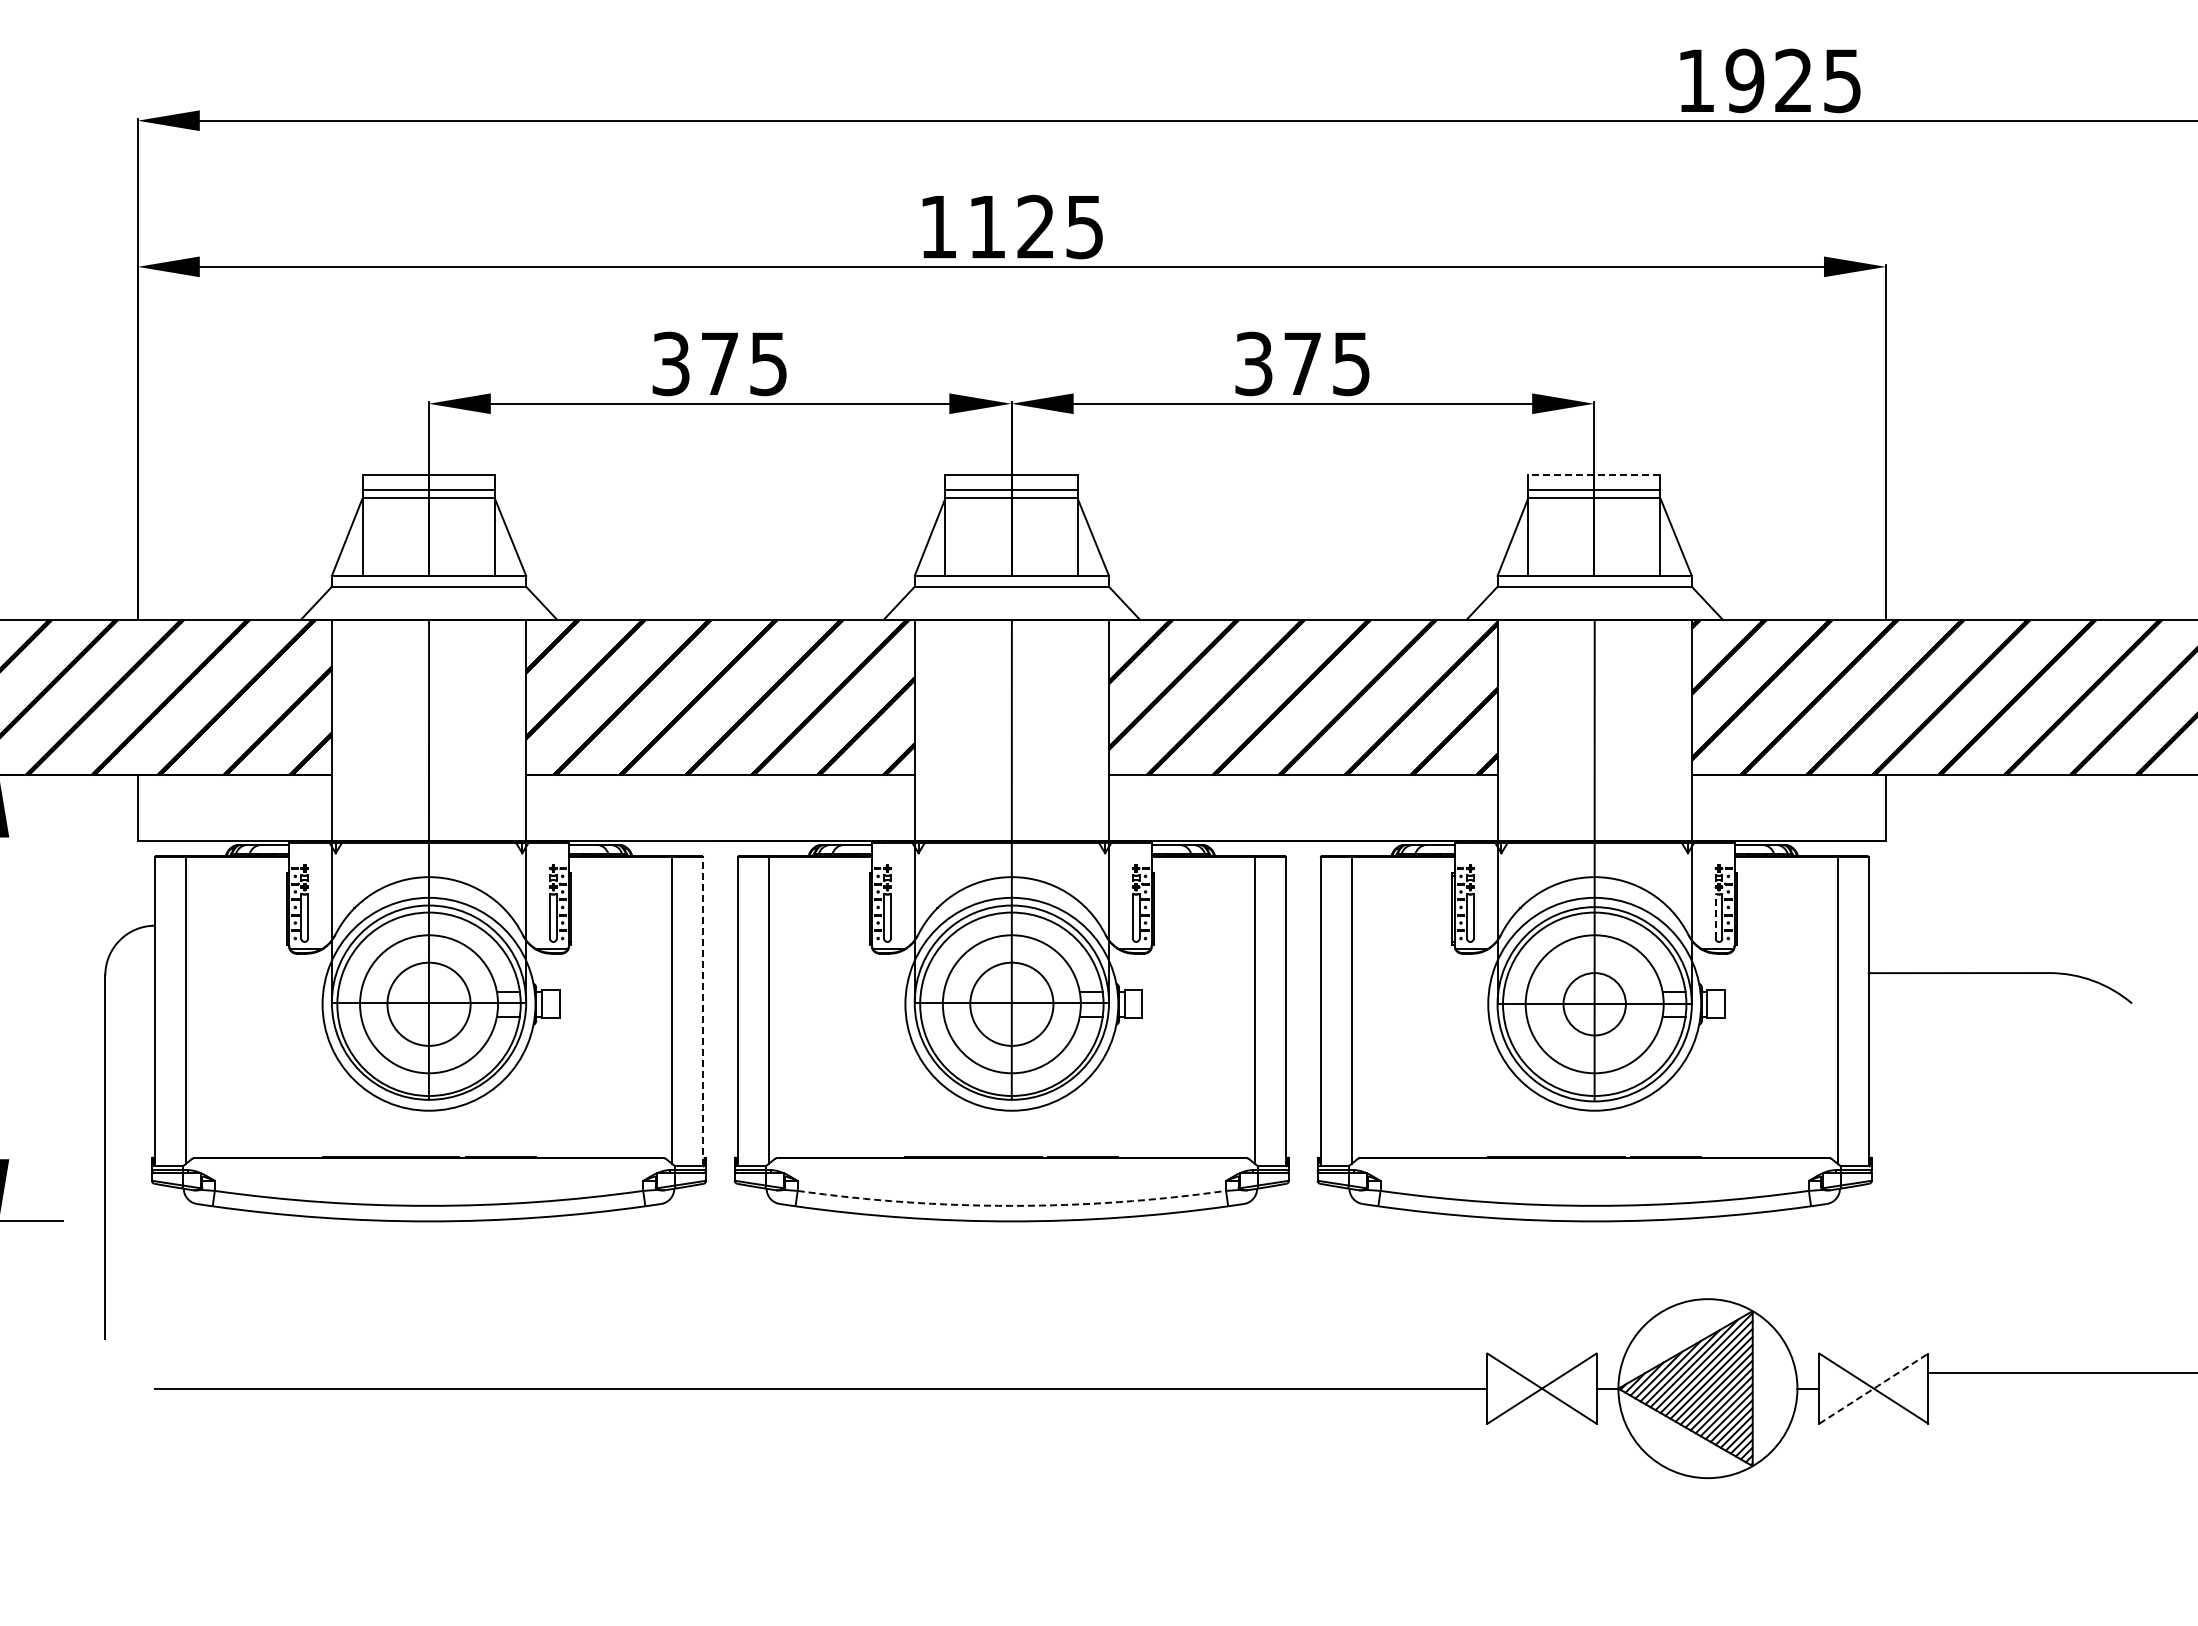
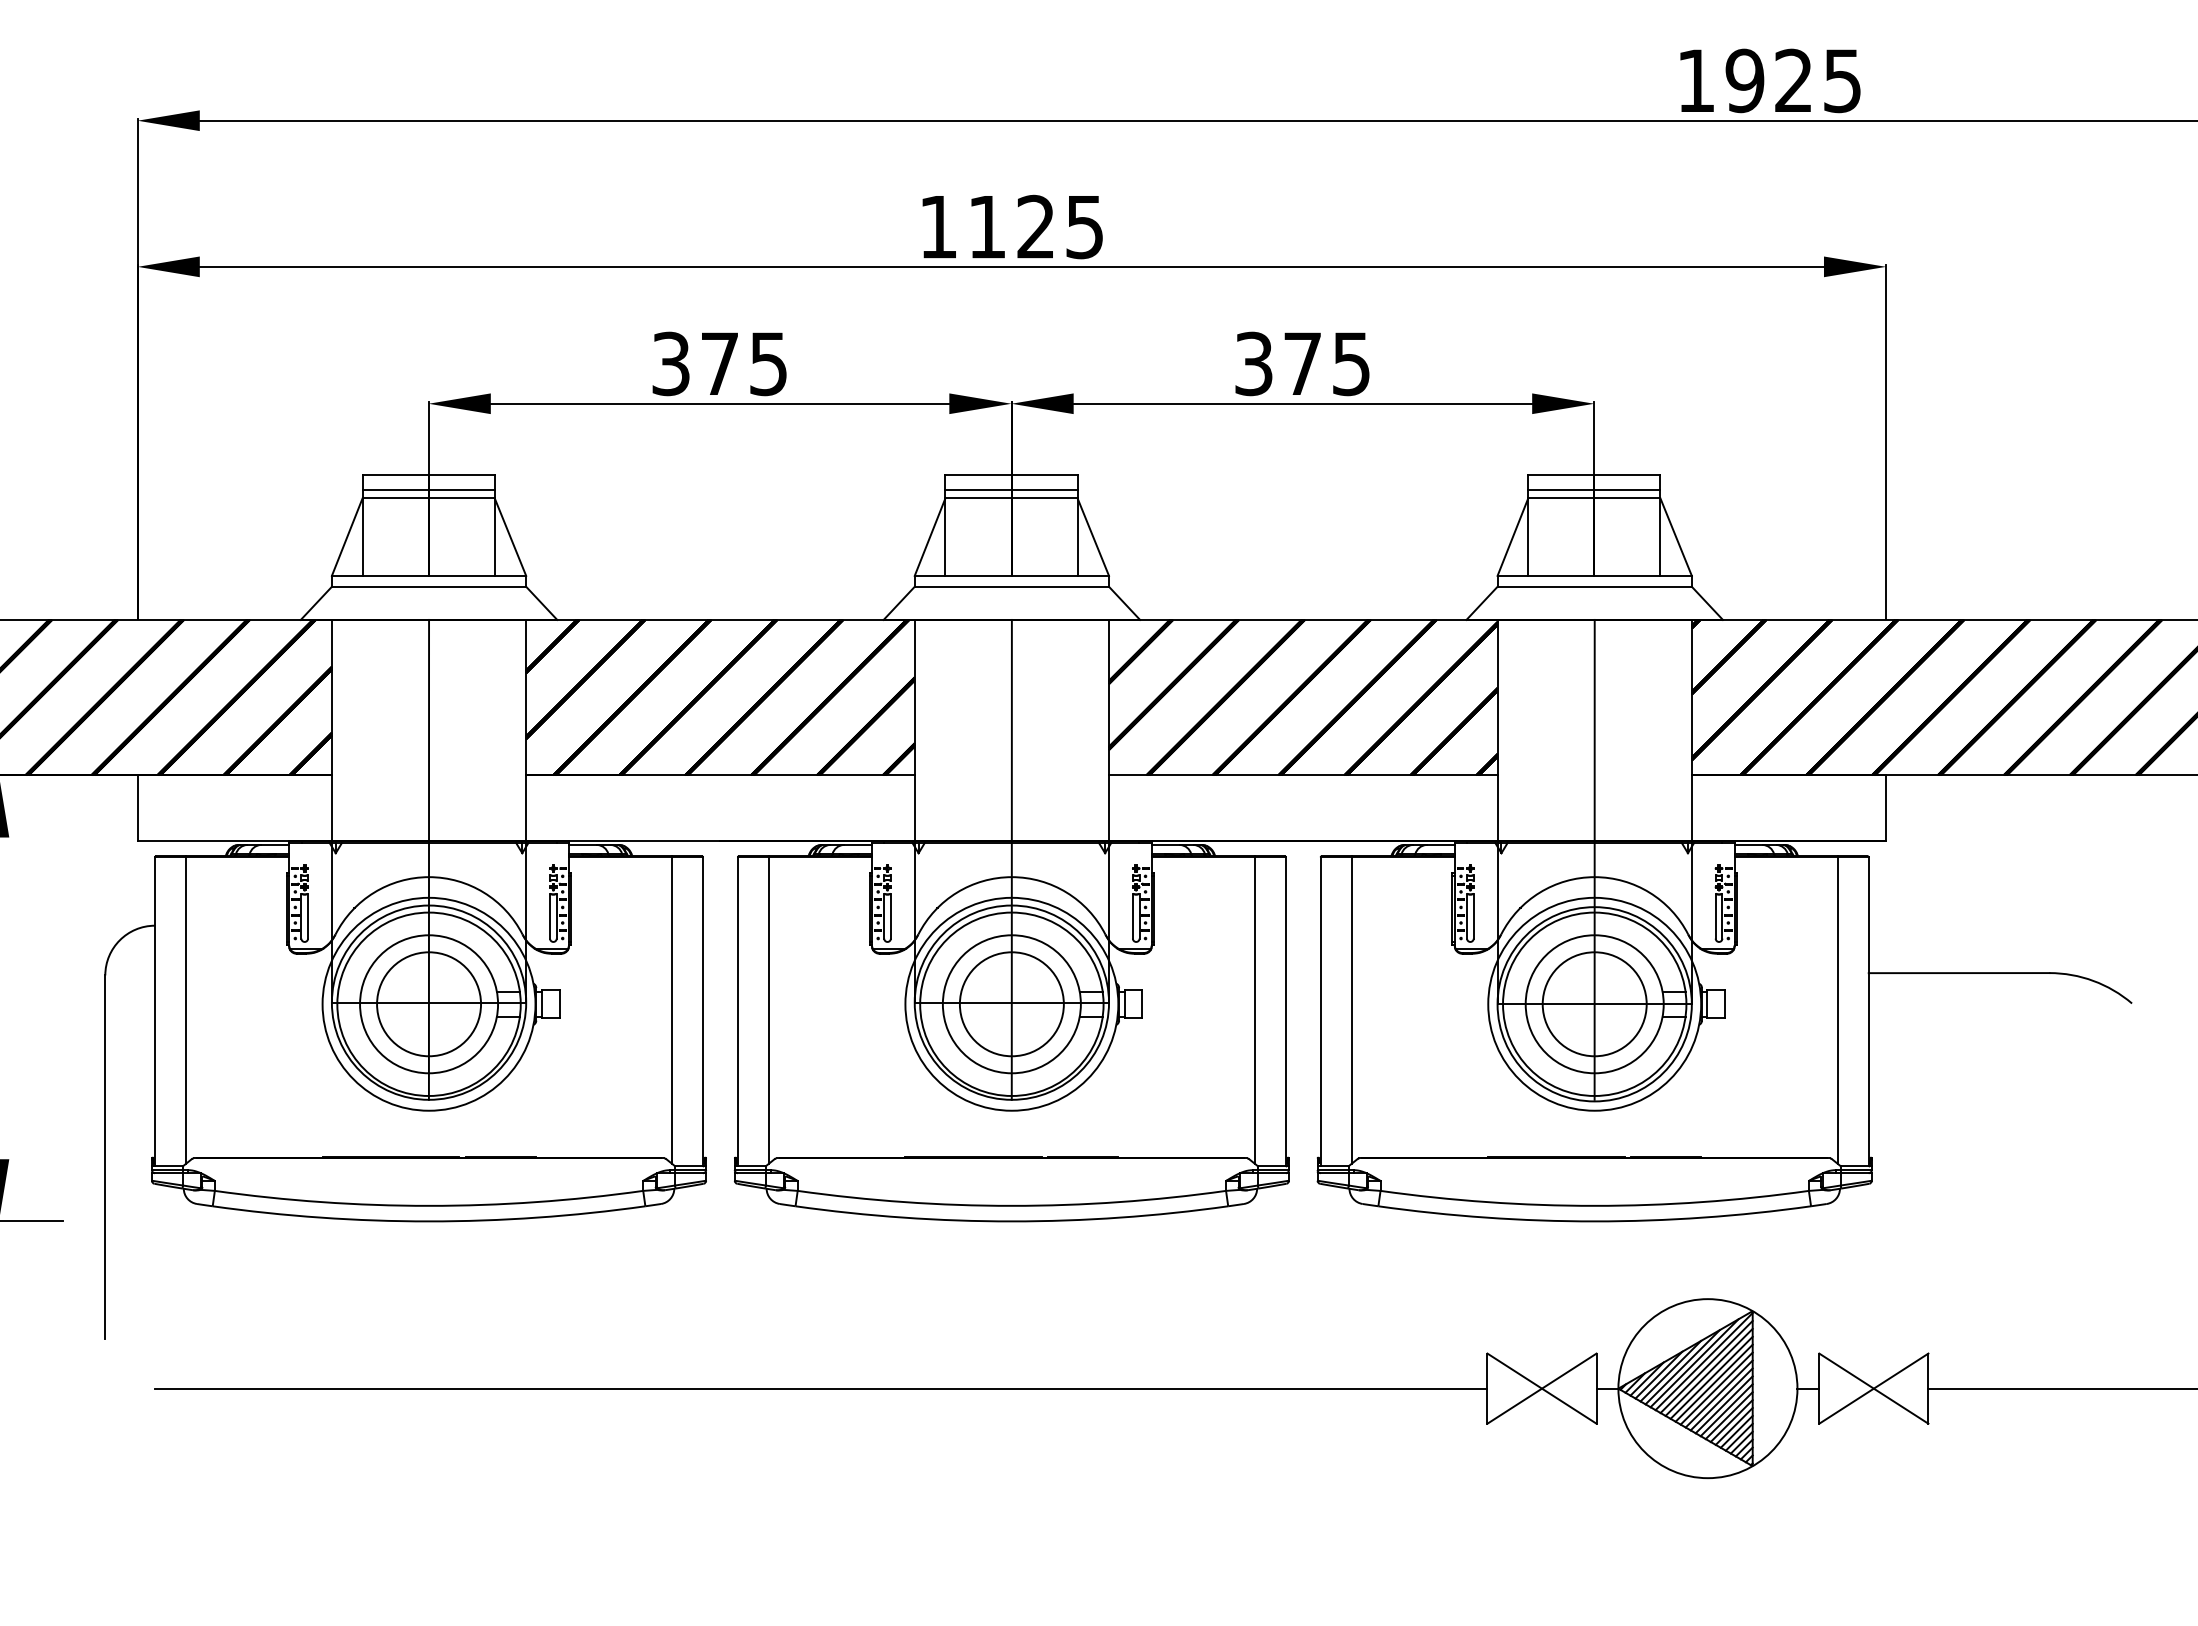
line: dashed -> solid (1593, 474)
line: dashed -> solid (1715, 916)
circle diameter: 83 px -> 104 px (429, 1004)
circle diameter: 83 px -> 104 px (1011, 1004)
circle diameter: 62 px -> 104 px (1594, 1004)
line: dashed -> solid (703, 1011)
arc: dashed -> solid (1011, 1205)
line position: (2061, 1372) -> (2061, 1388) (2061, 1388)
line: dashed -> solid (1873, 1388)
